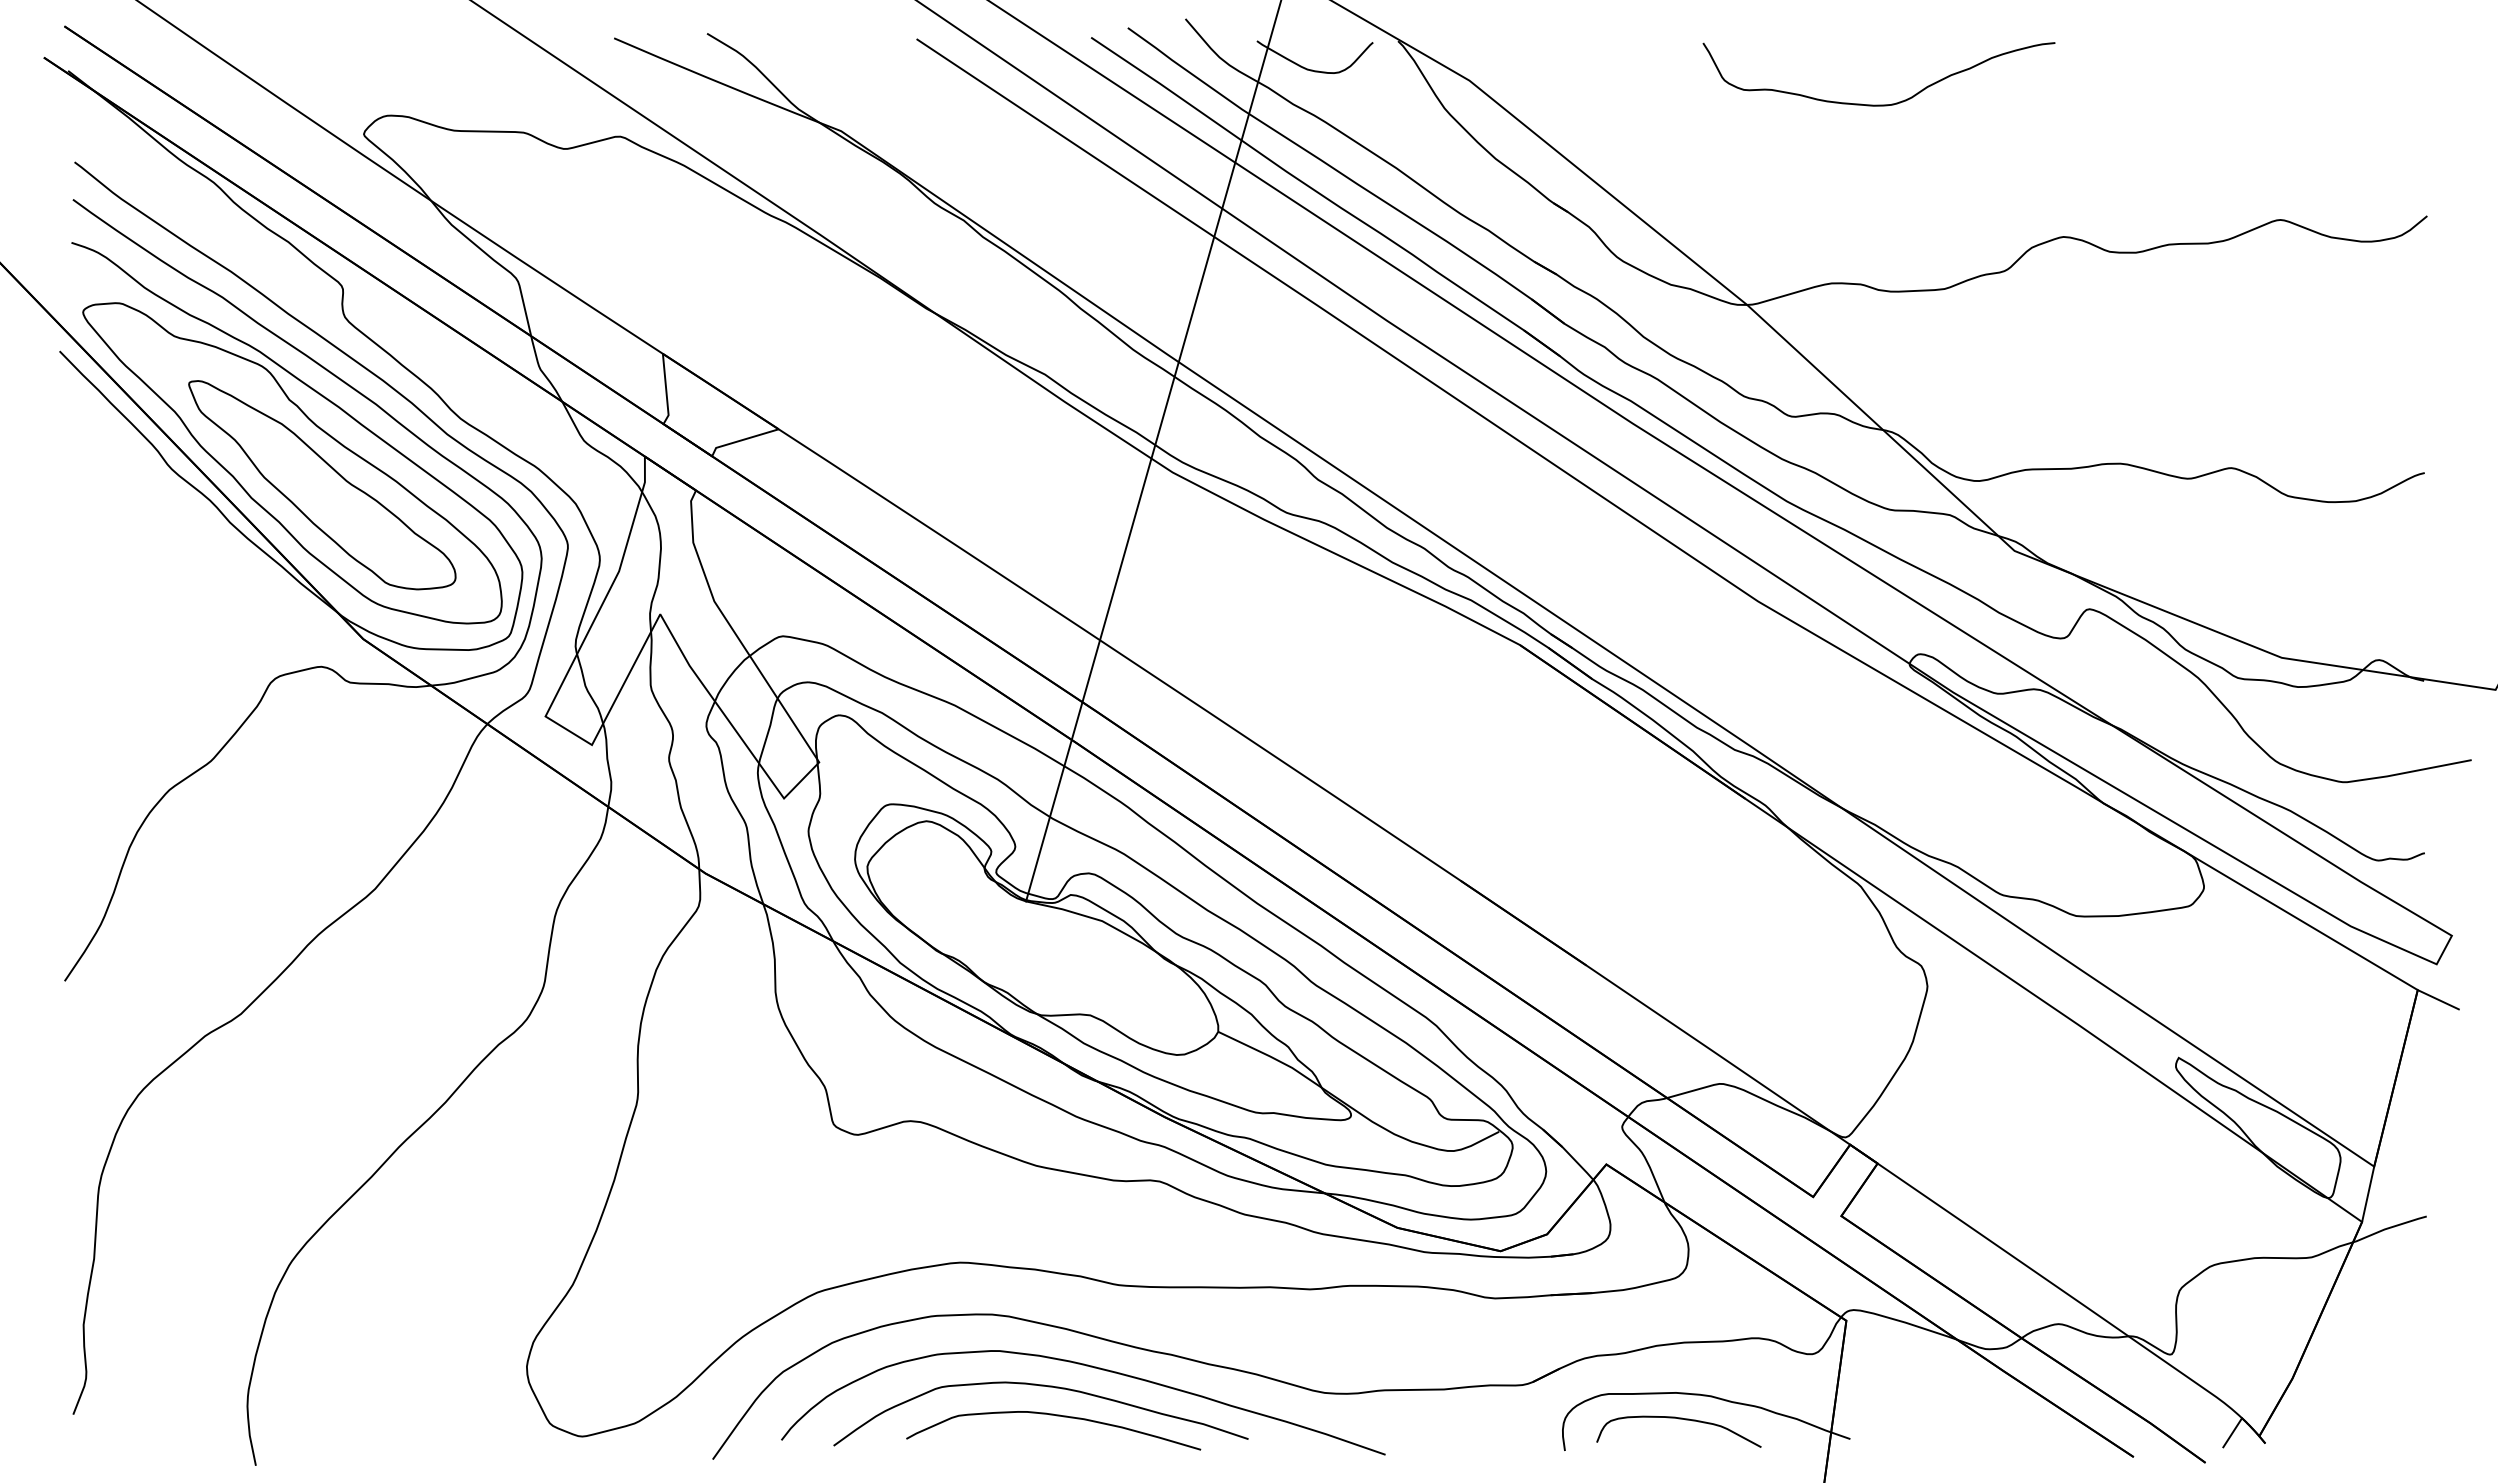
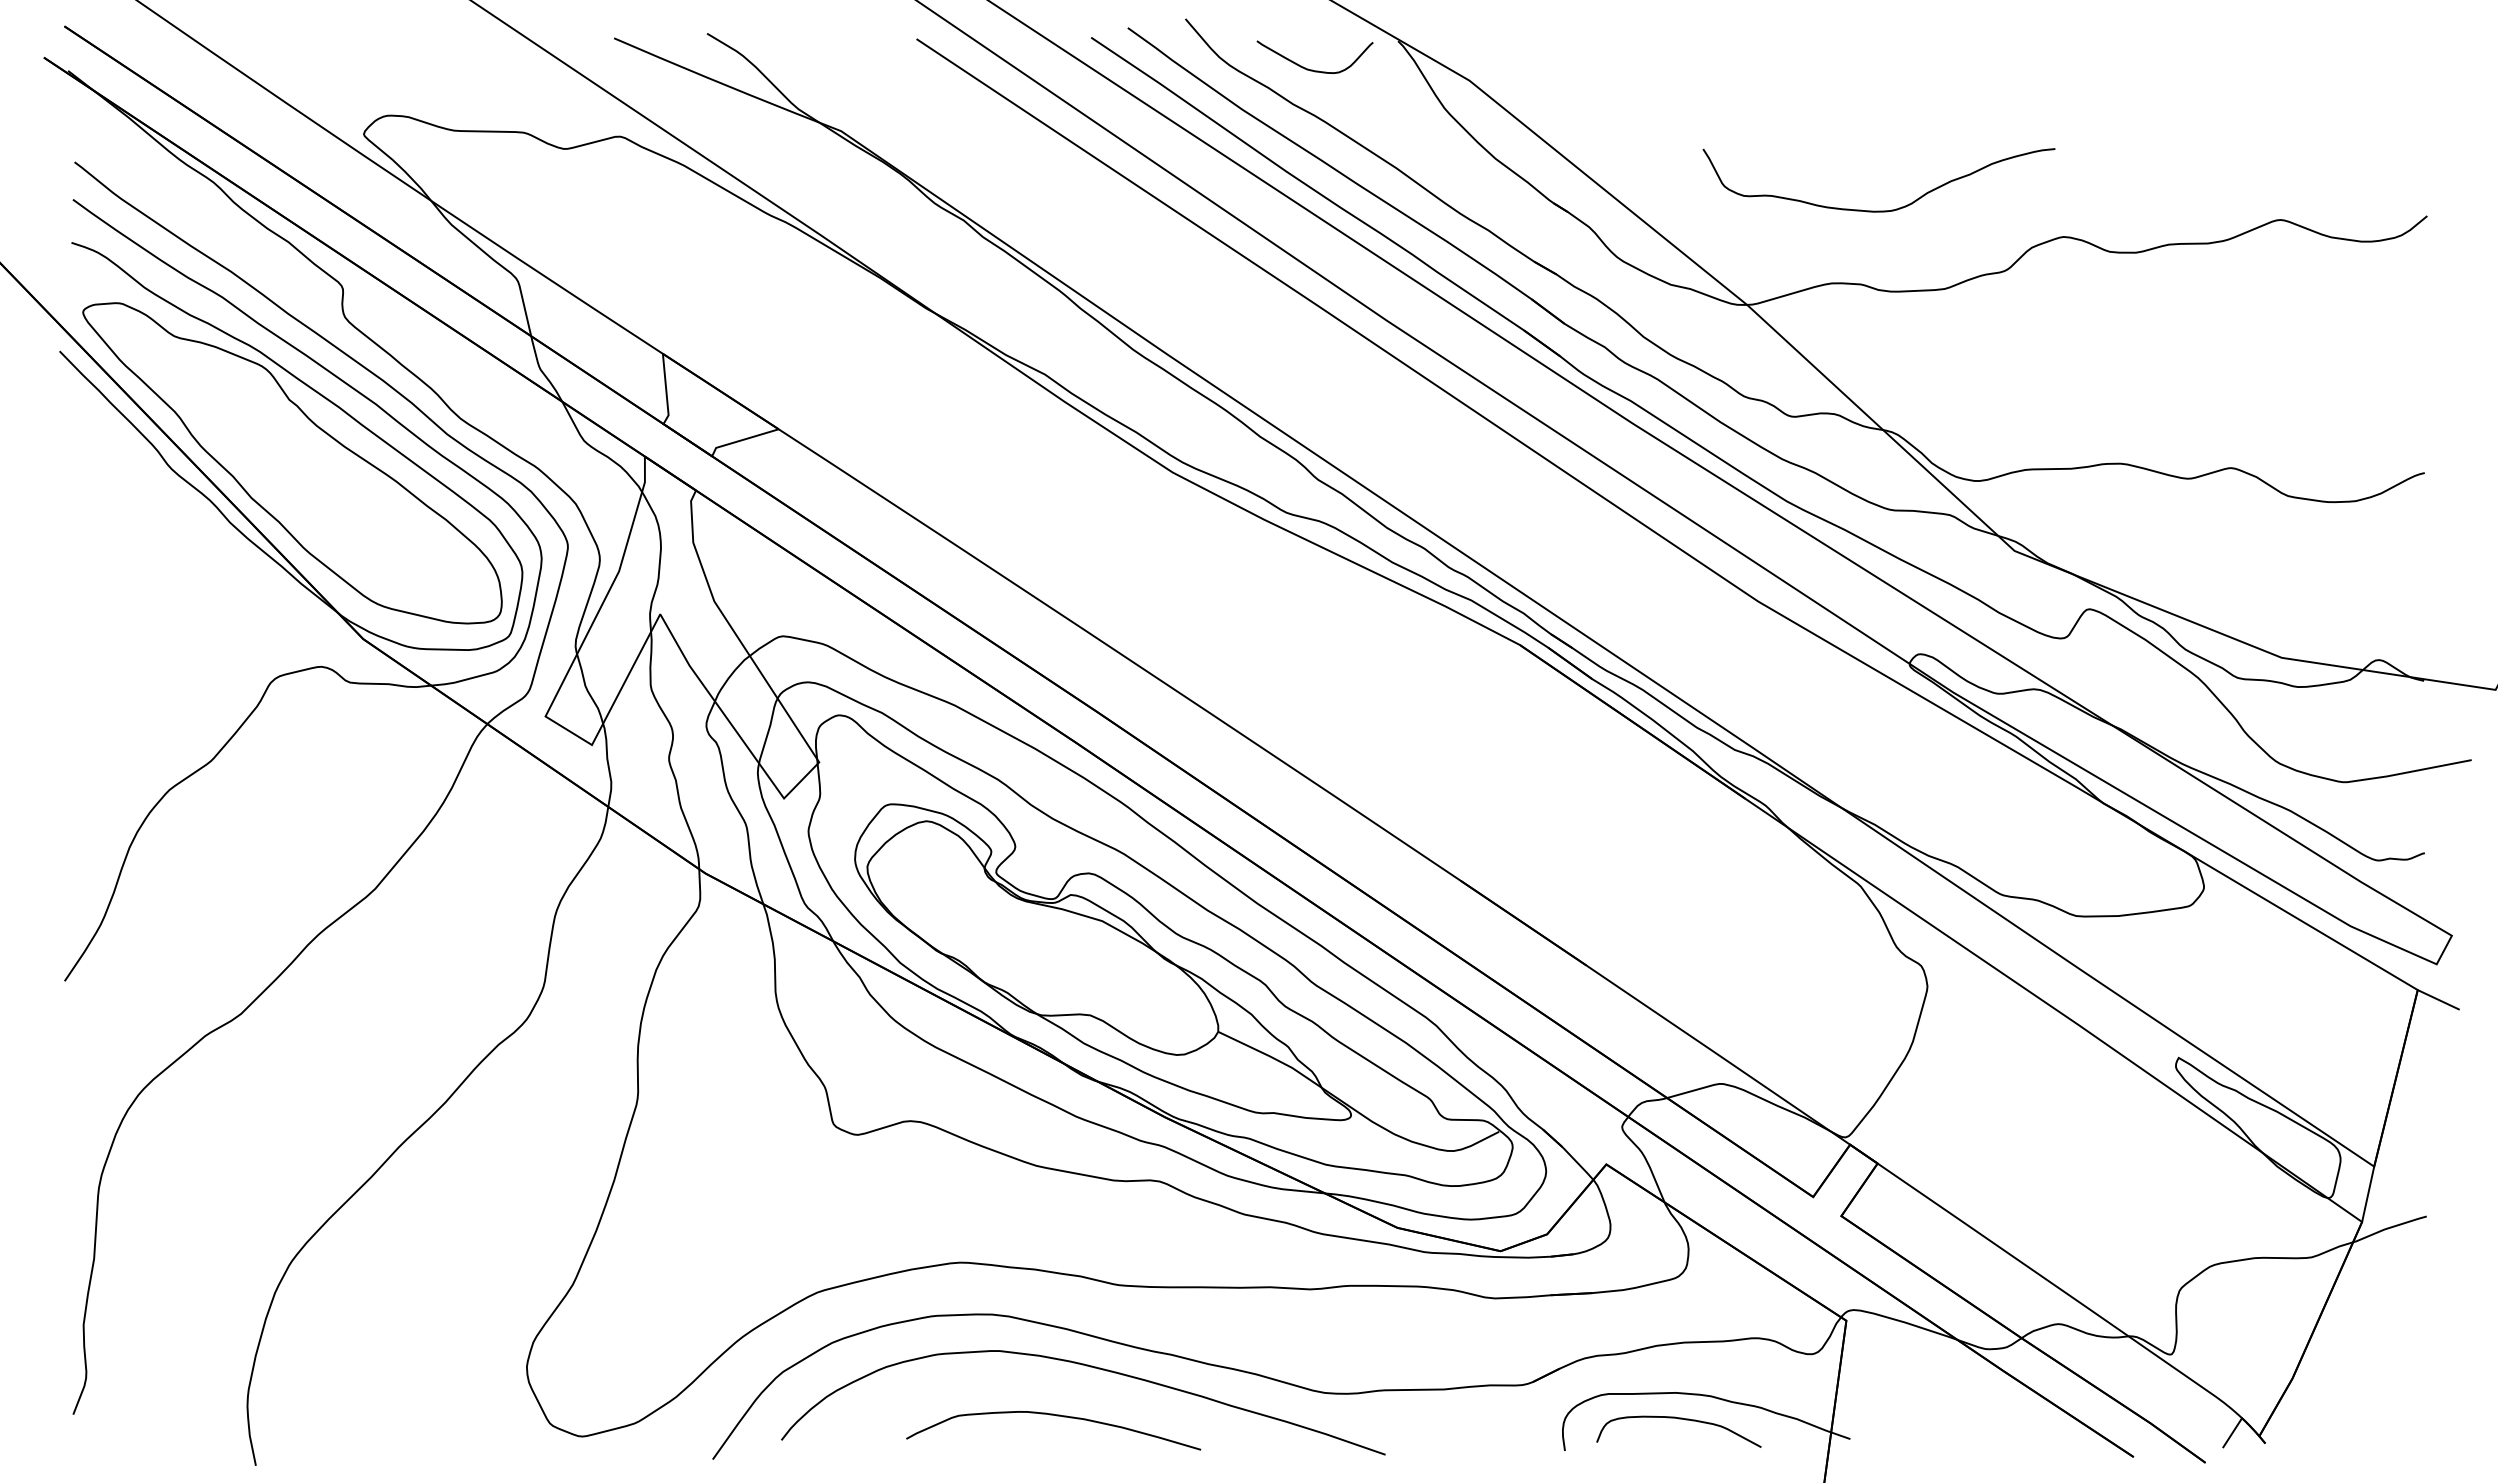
curve position: (1878, 104) -> (1878, 210) (1878, 210)
line: present -> none (1153, 451)
part: present -> none (322, 485)
curve: present -> none (1040, 1386)
